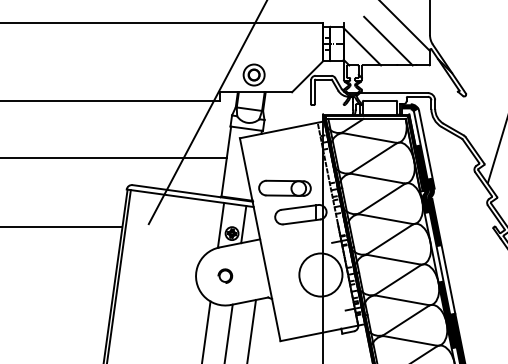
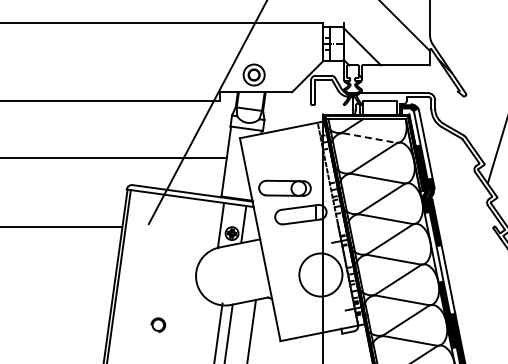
line: present -> none (388, 40)
line: solid -> dashed (369, 138)
part position: (225, 275) -> (158, 324) (158, 324)
line position: (206, 330) -> (218, 331) (218, 331)
